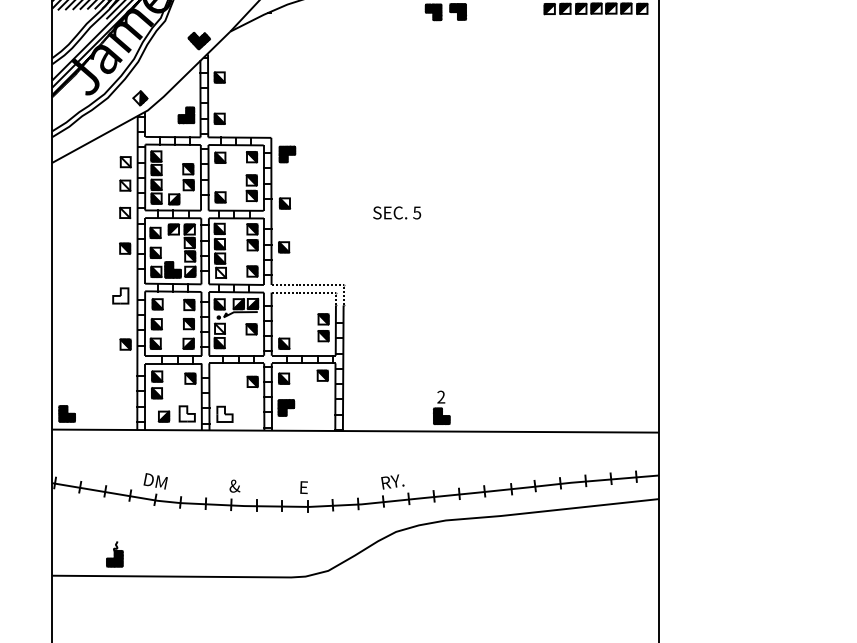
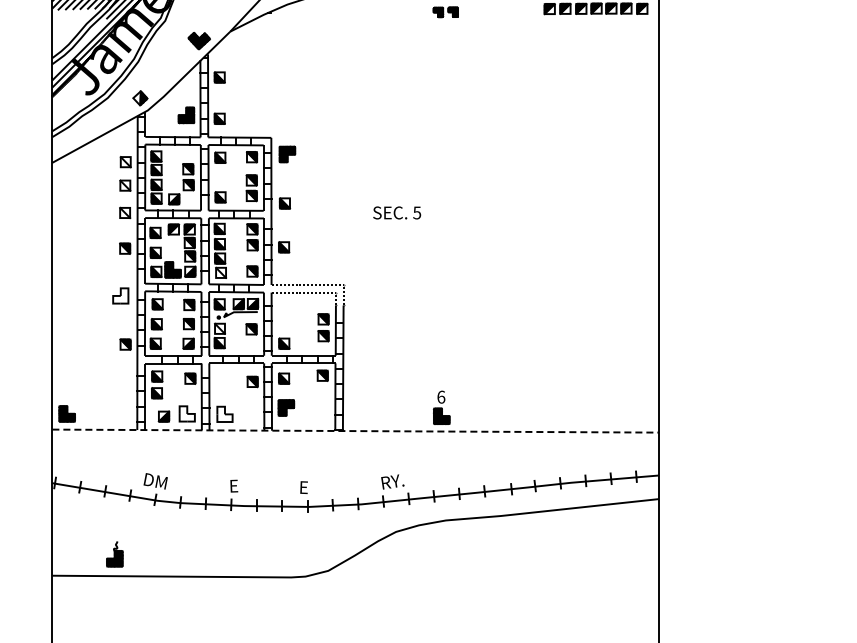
part size: 43x19 px -> 27x13 px (445, 12)
text: 2 -> 6 (441, 396)
line: solid -> dashed (356, 431)
text: & -> E (234, 485)
